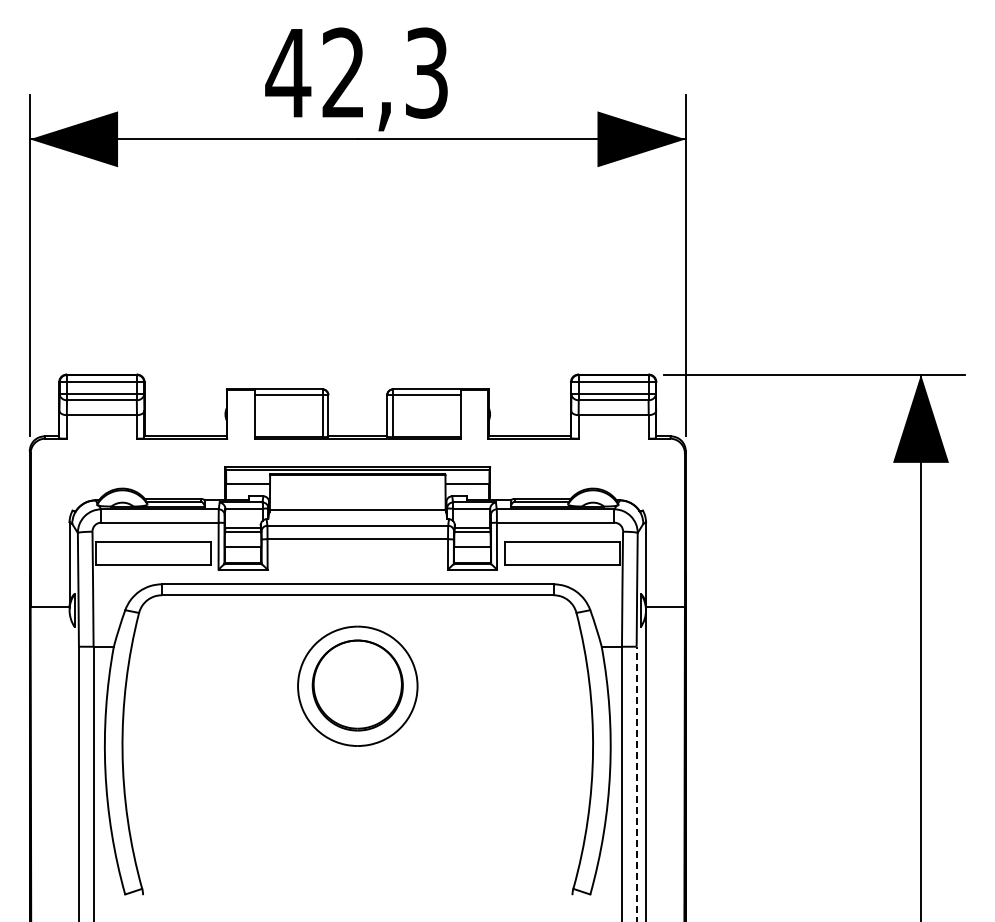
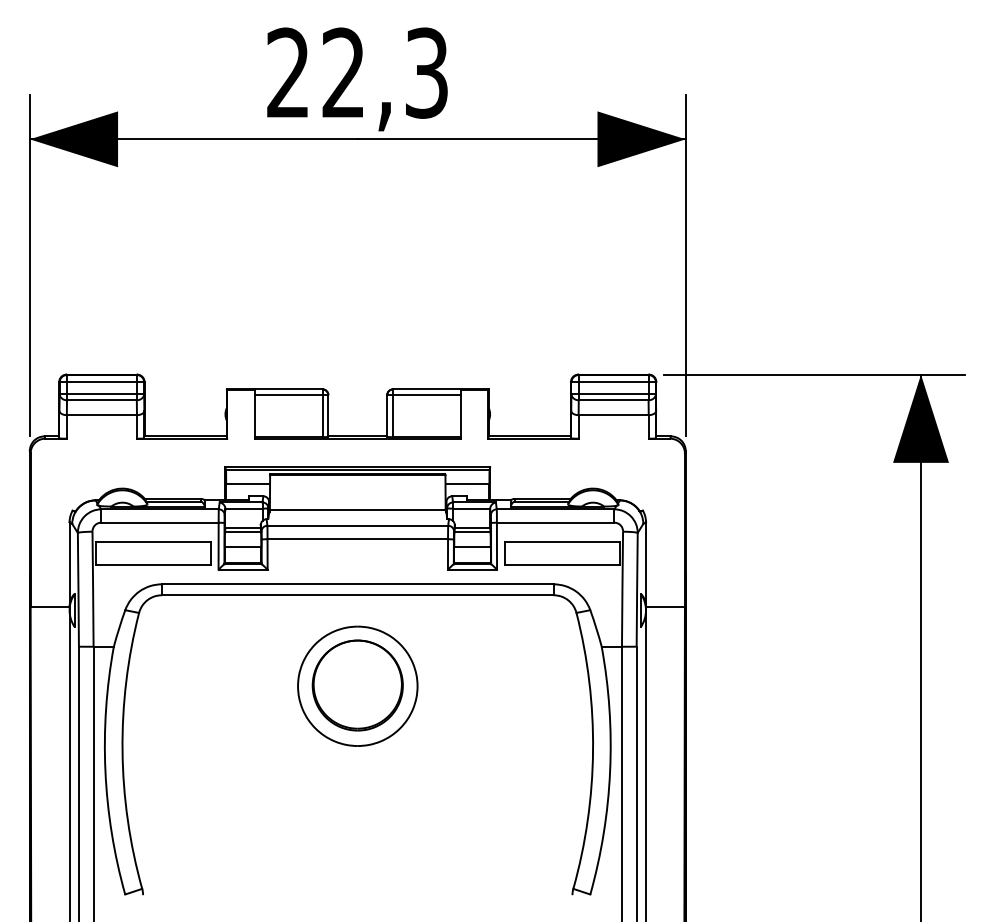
text: 42,3 -> 22,3 (288, 72)
line: none -> present (69, 764)
line: dashed -> solid (636, 784)
